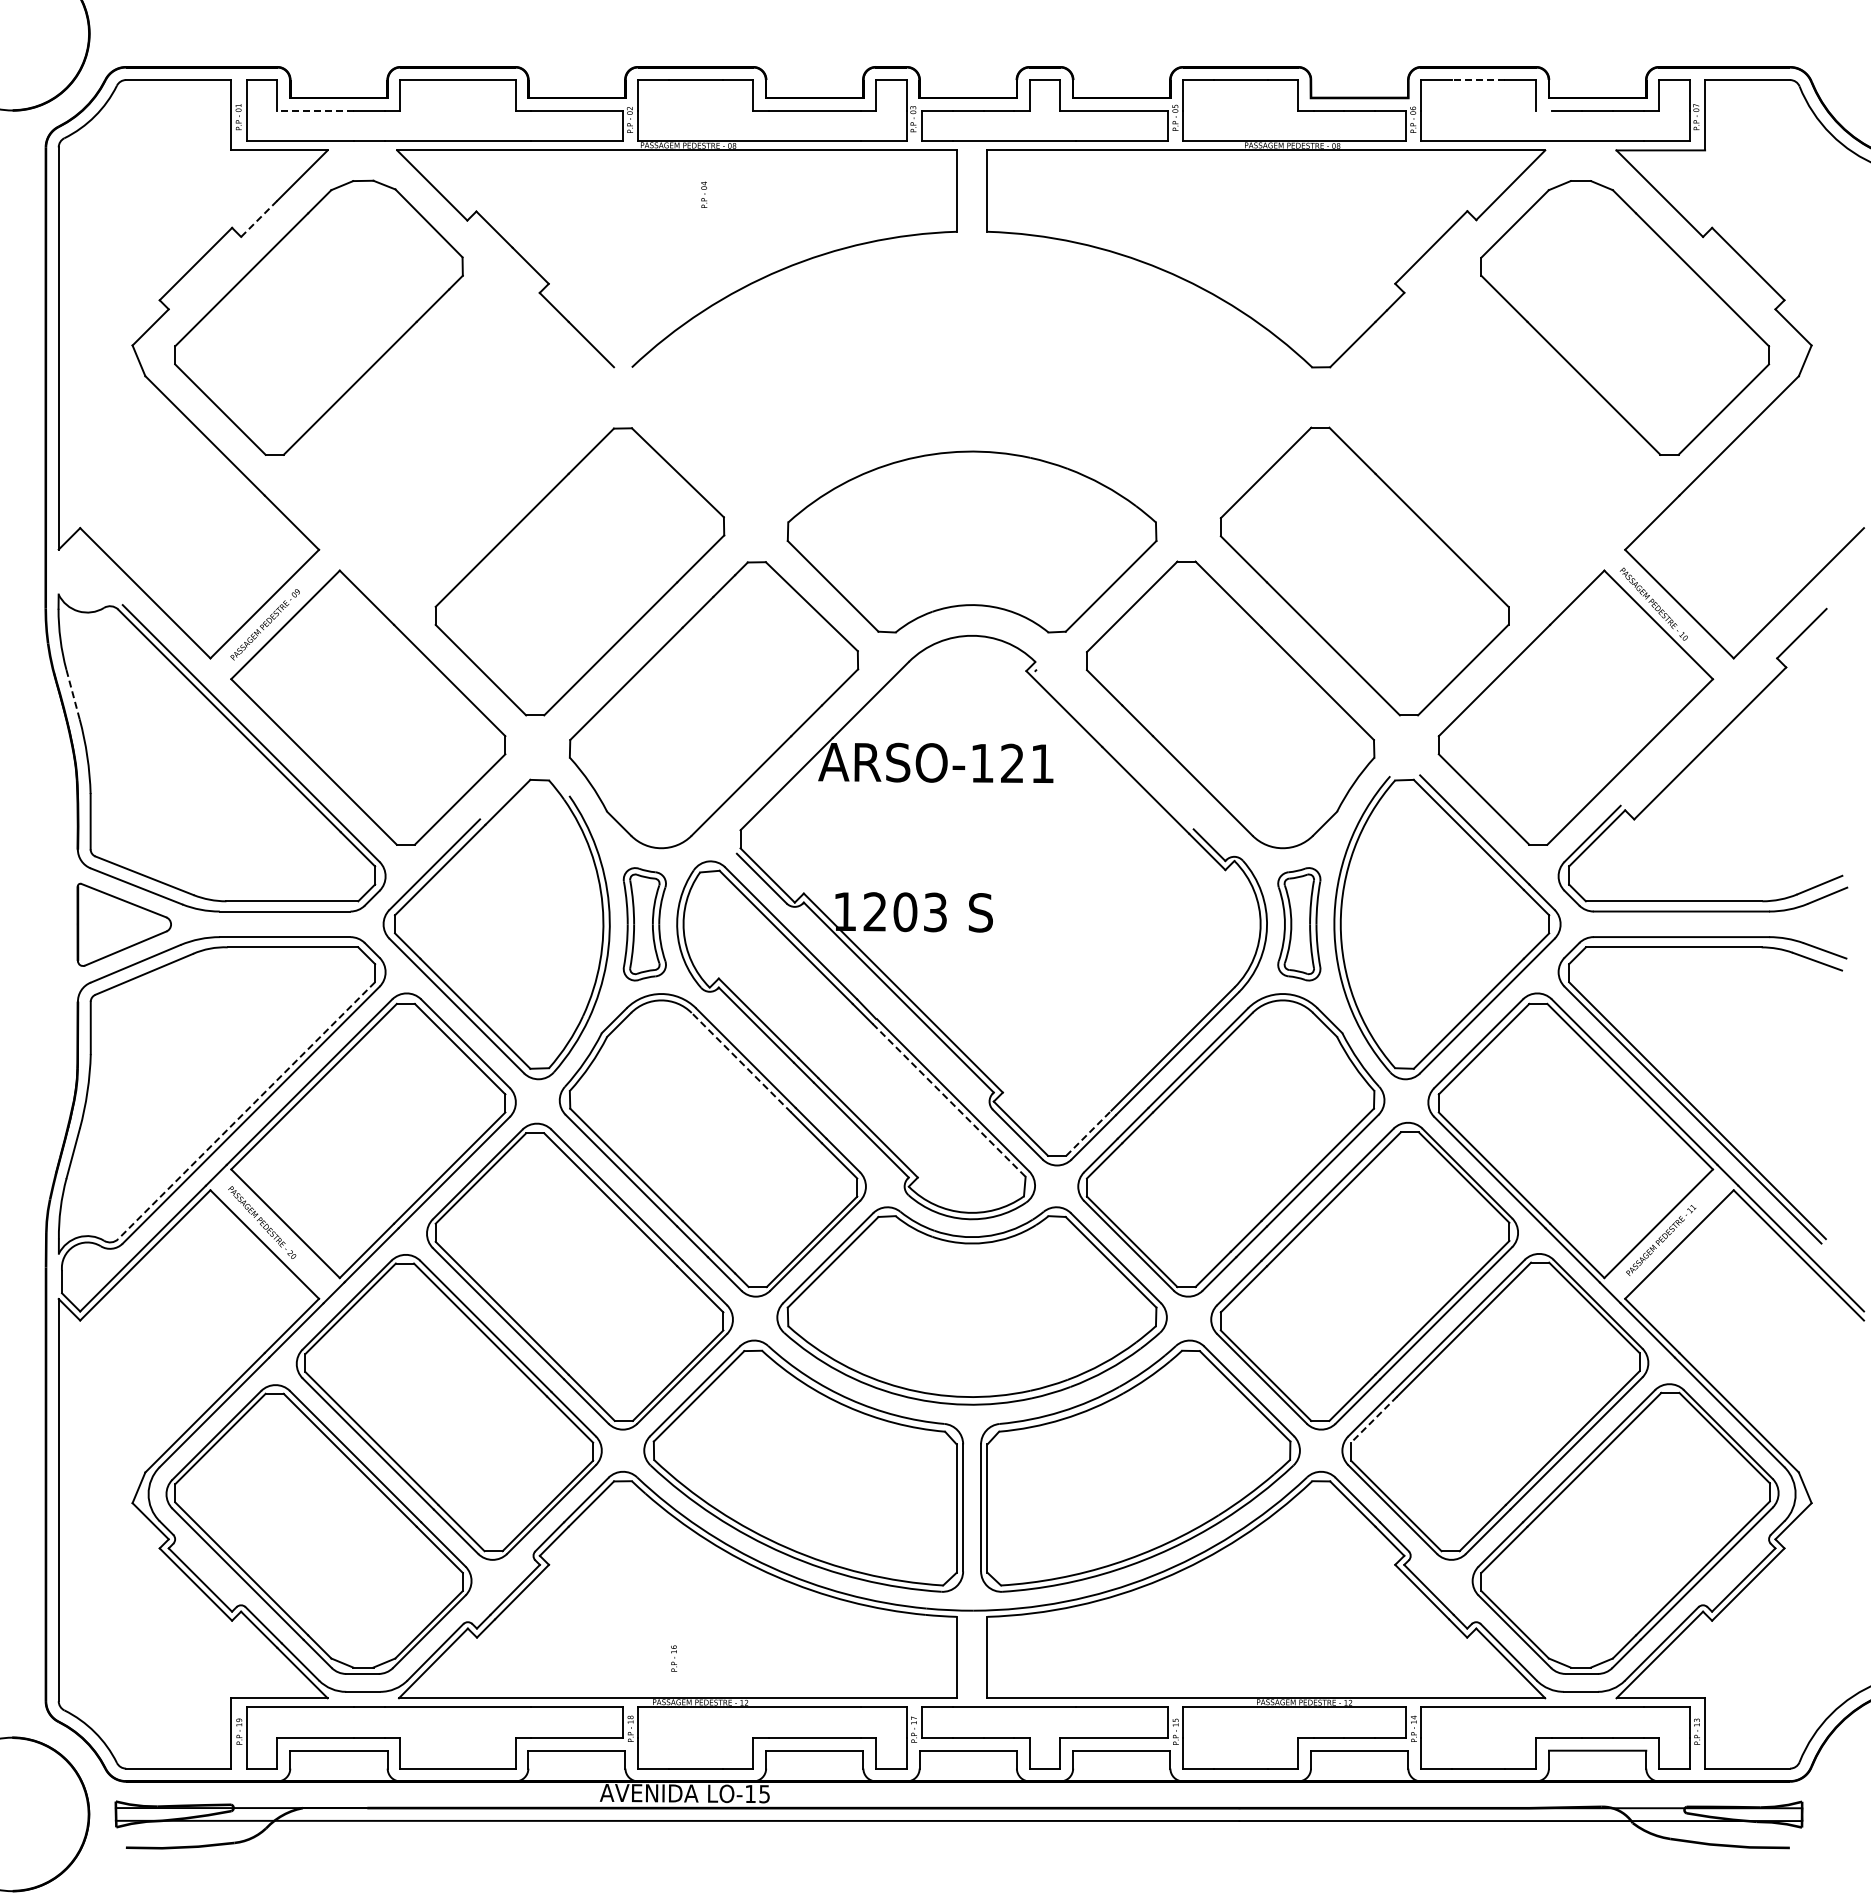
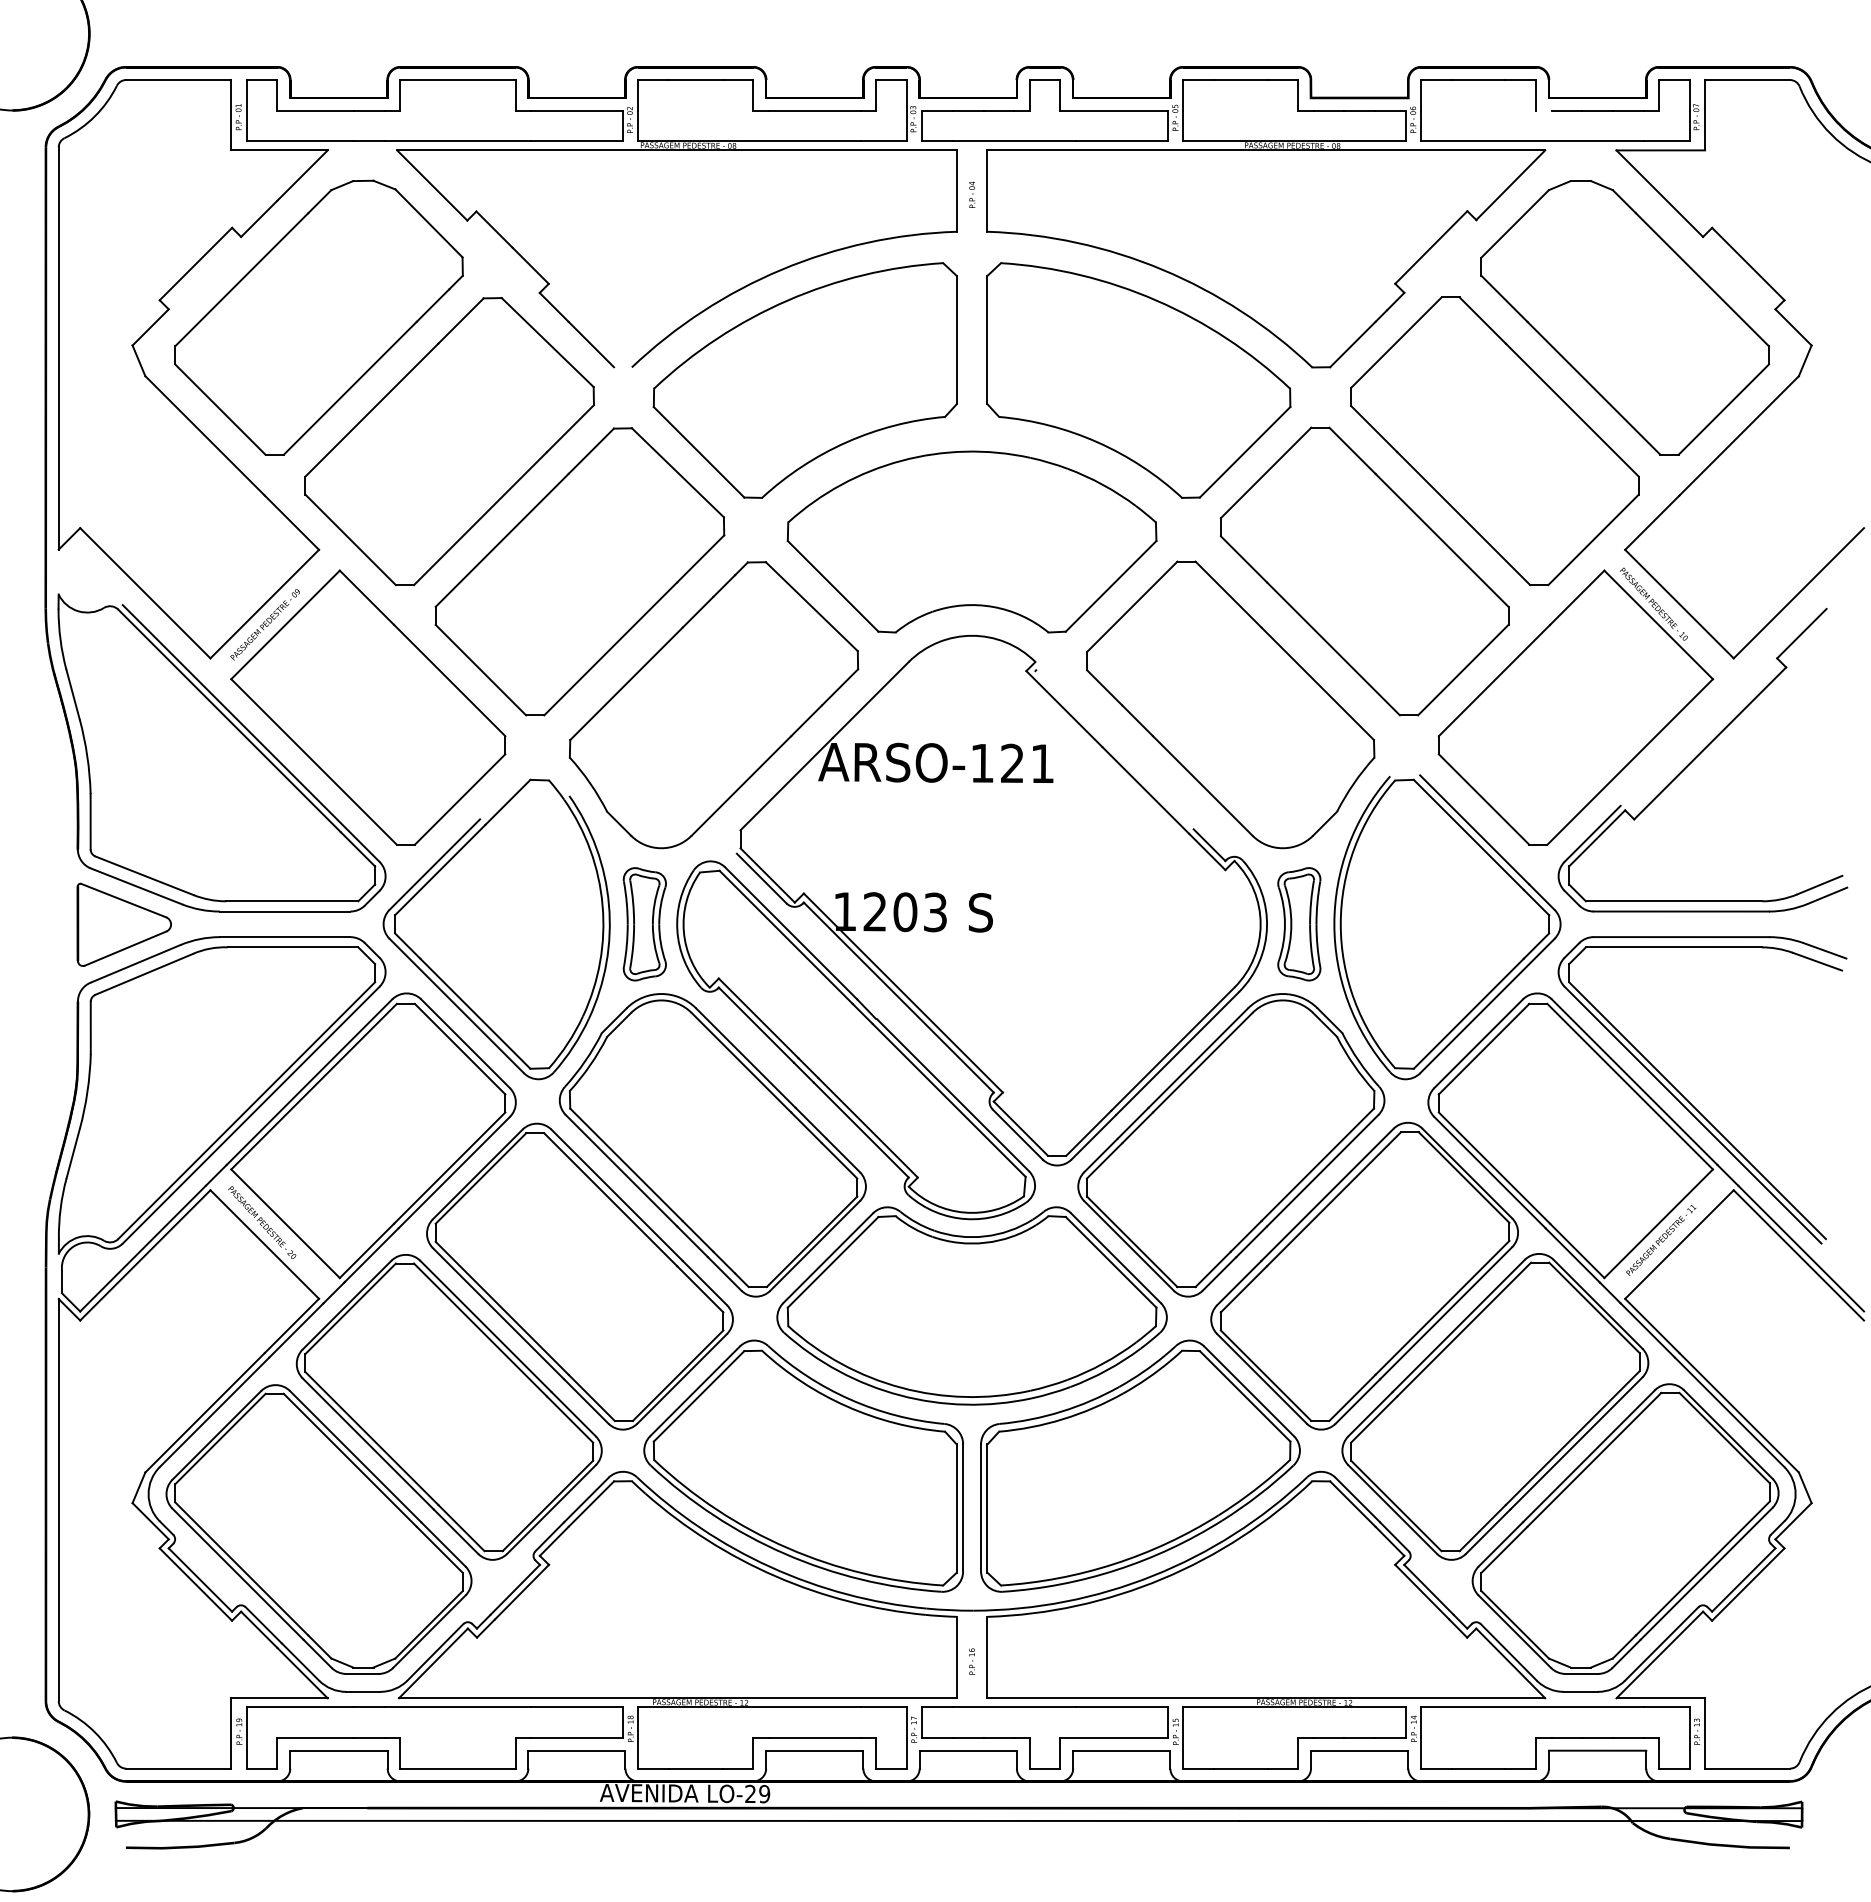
line: dashed -> solid (1478, 80)
line: dashed -> solid (315, 110)
text position: (704, 194) -> (972, 194) (972, 194)
line: dashed -> solid (259, 218)
part: none -> present (804, 380)
part: none -> present (1138, 380)
part: none -> present (449, 441)
part: none -> present (1494, 441)
line: dashed -> solid (73, 694)
line: dashed -> solid (741, 1062)
line: dashed -> solid (949, 1100)
line: dashed -> solid (246, 1110)
line: dashed -> solid (1088, 1133)
line: dashed -> solid (1374, 1419)
text position: (674, 1658) -> (972, 1661) (972, 1661)
text: LO-15 -> LO-29 (757, 1793)
